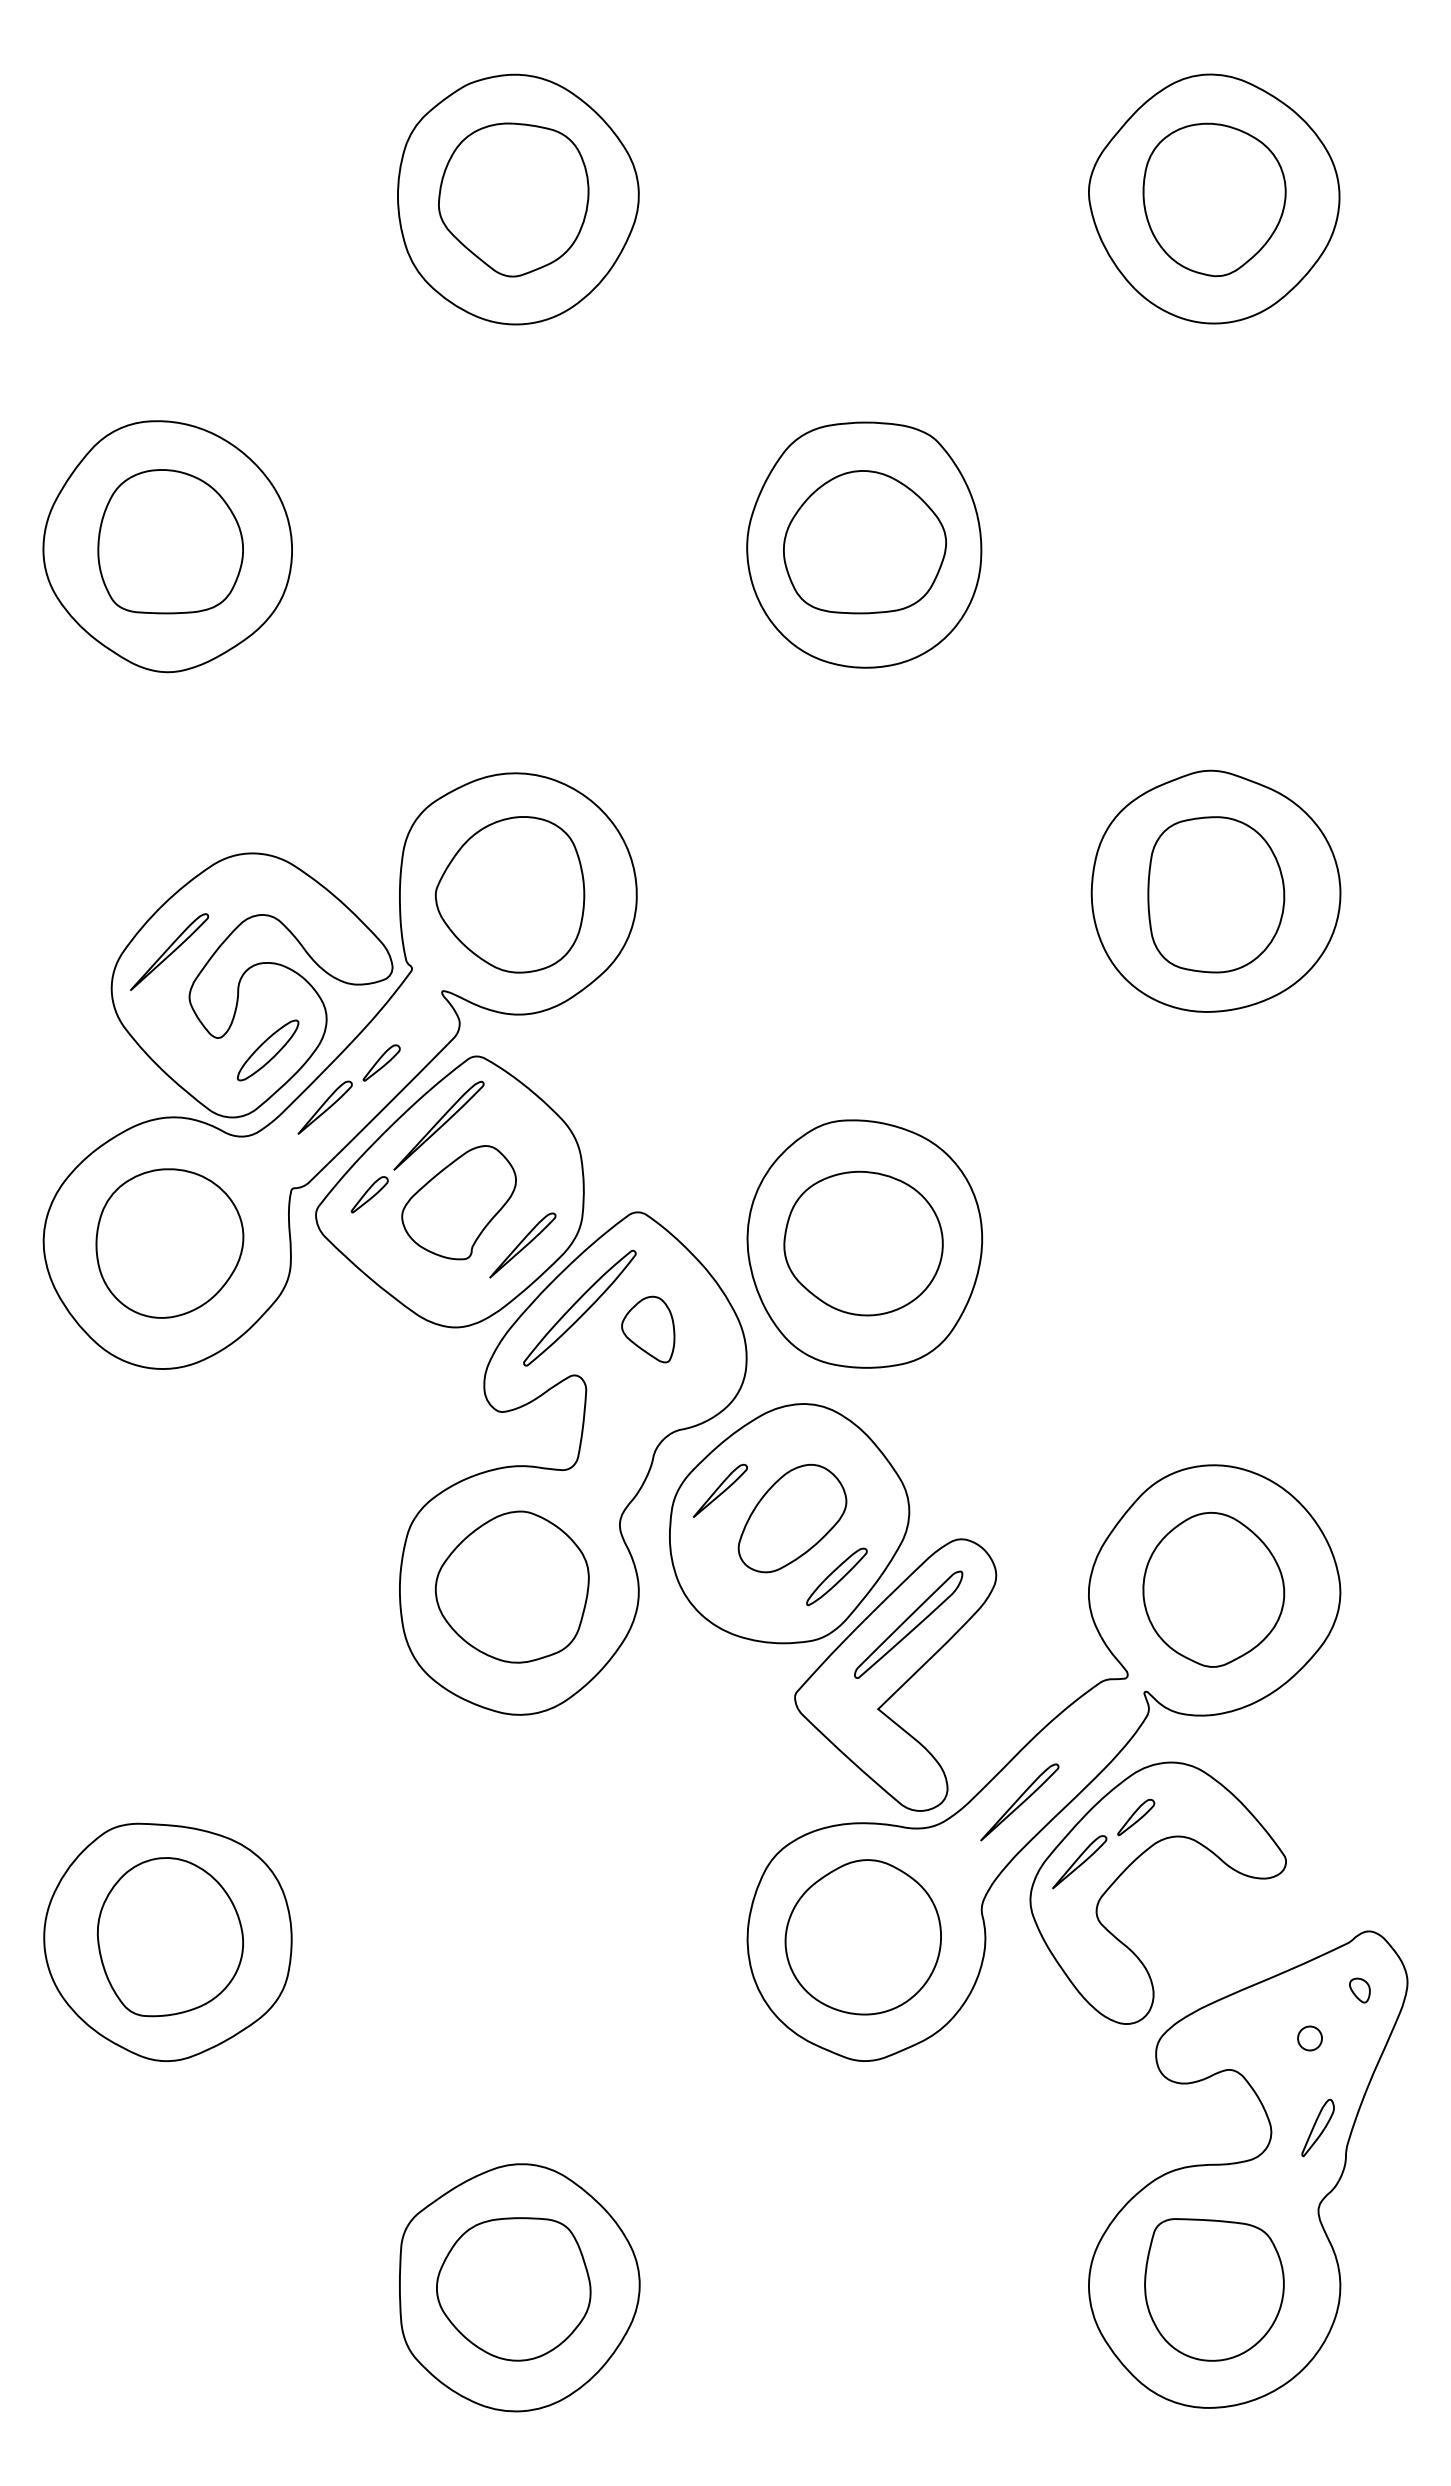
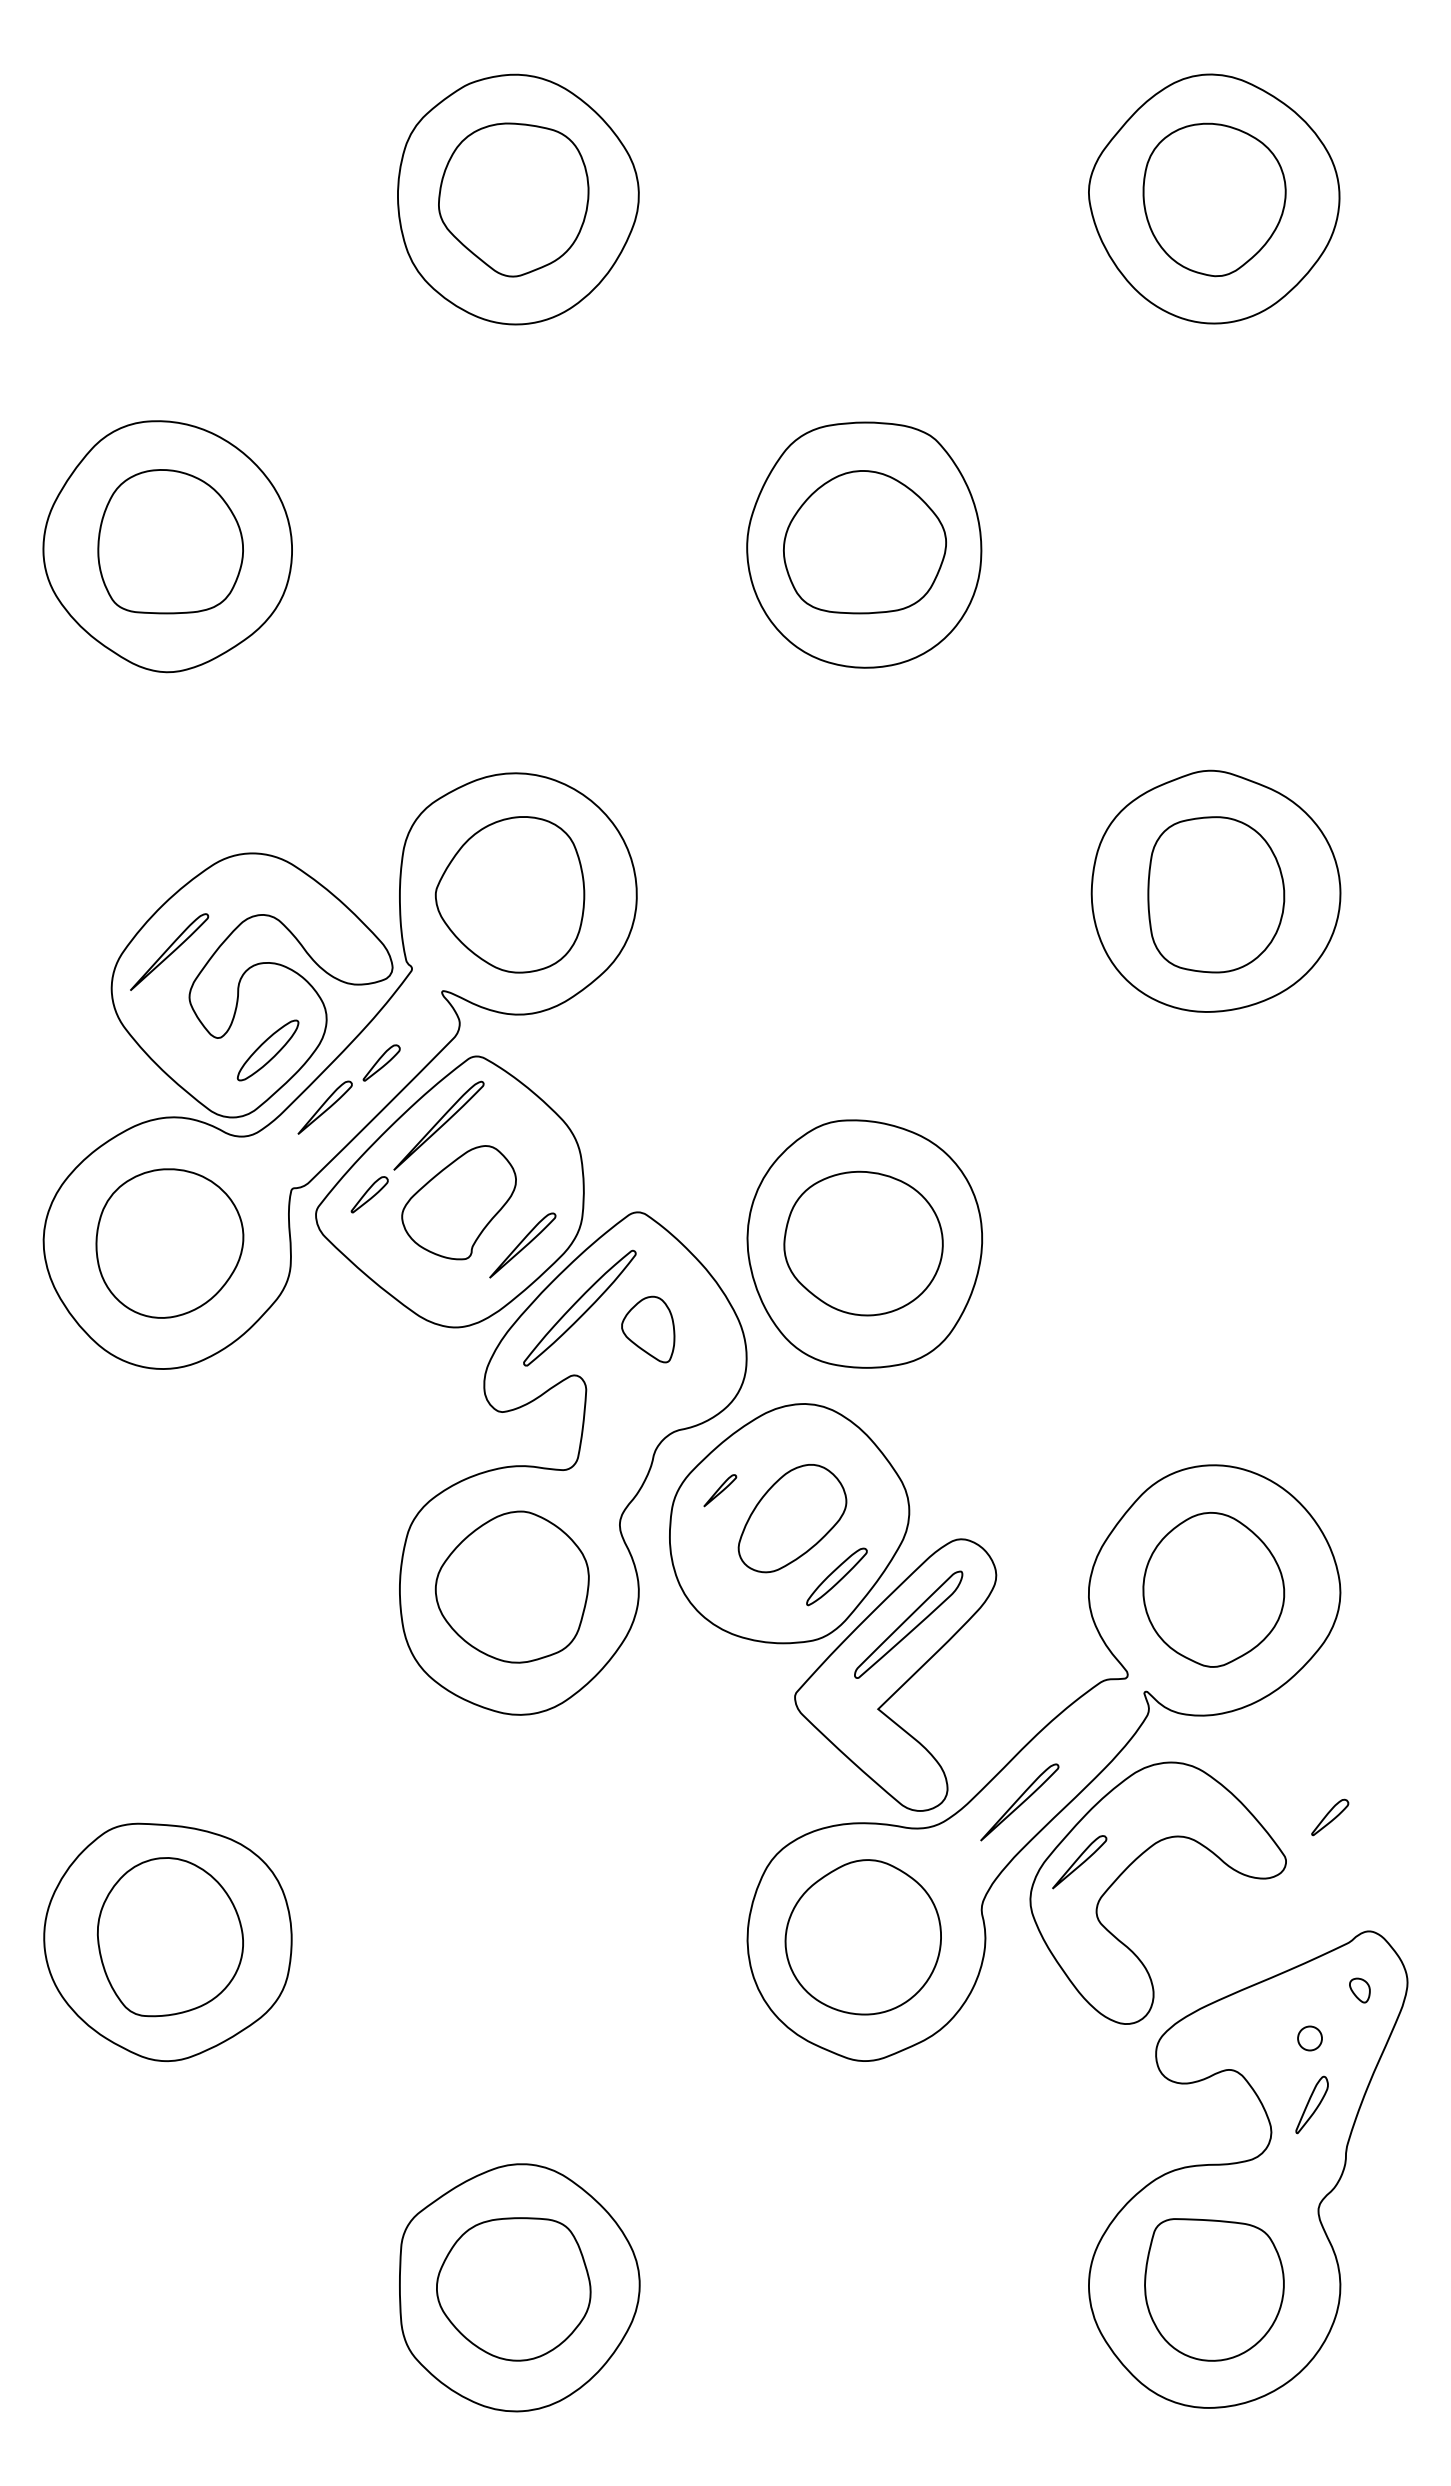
part size: 56x55 px -> 35x34 px (720, 1490)
part position: (1136, 1817) -> (1330, 1817) (1330, 1817)
part position: (1317, 2127) -> (1311, 2104) (1311, 2104)
